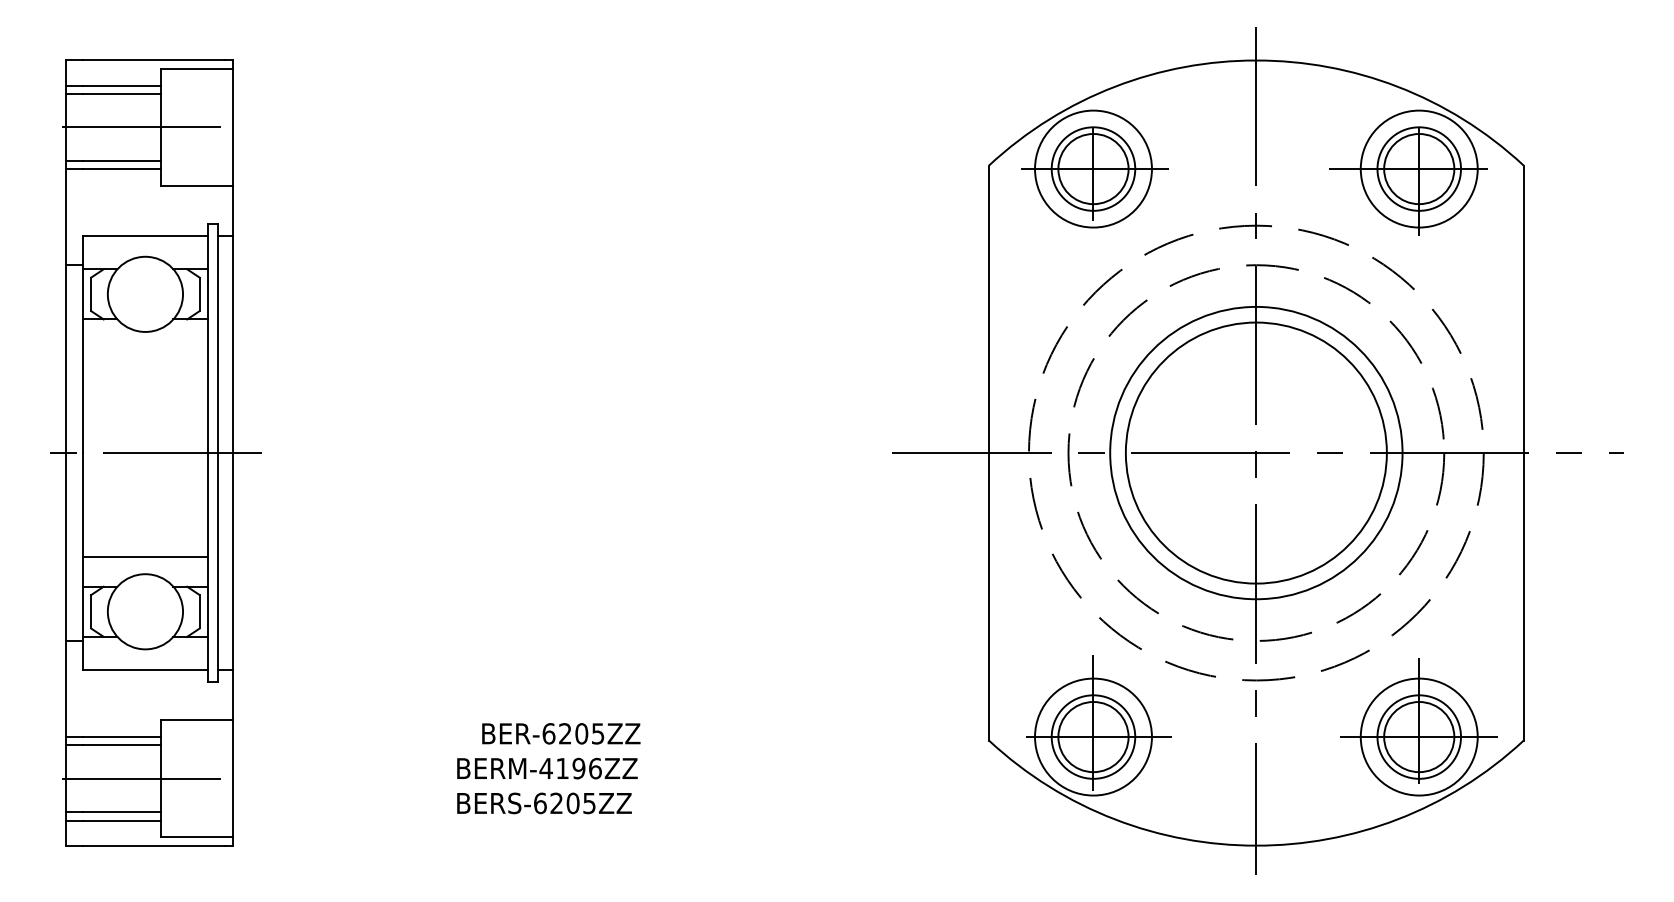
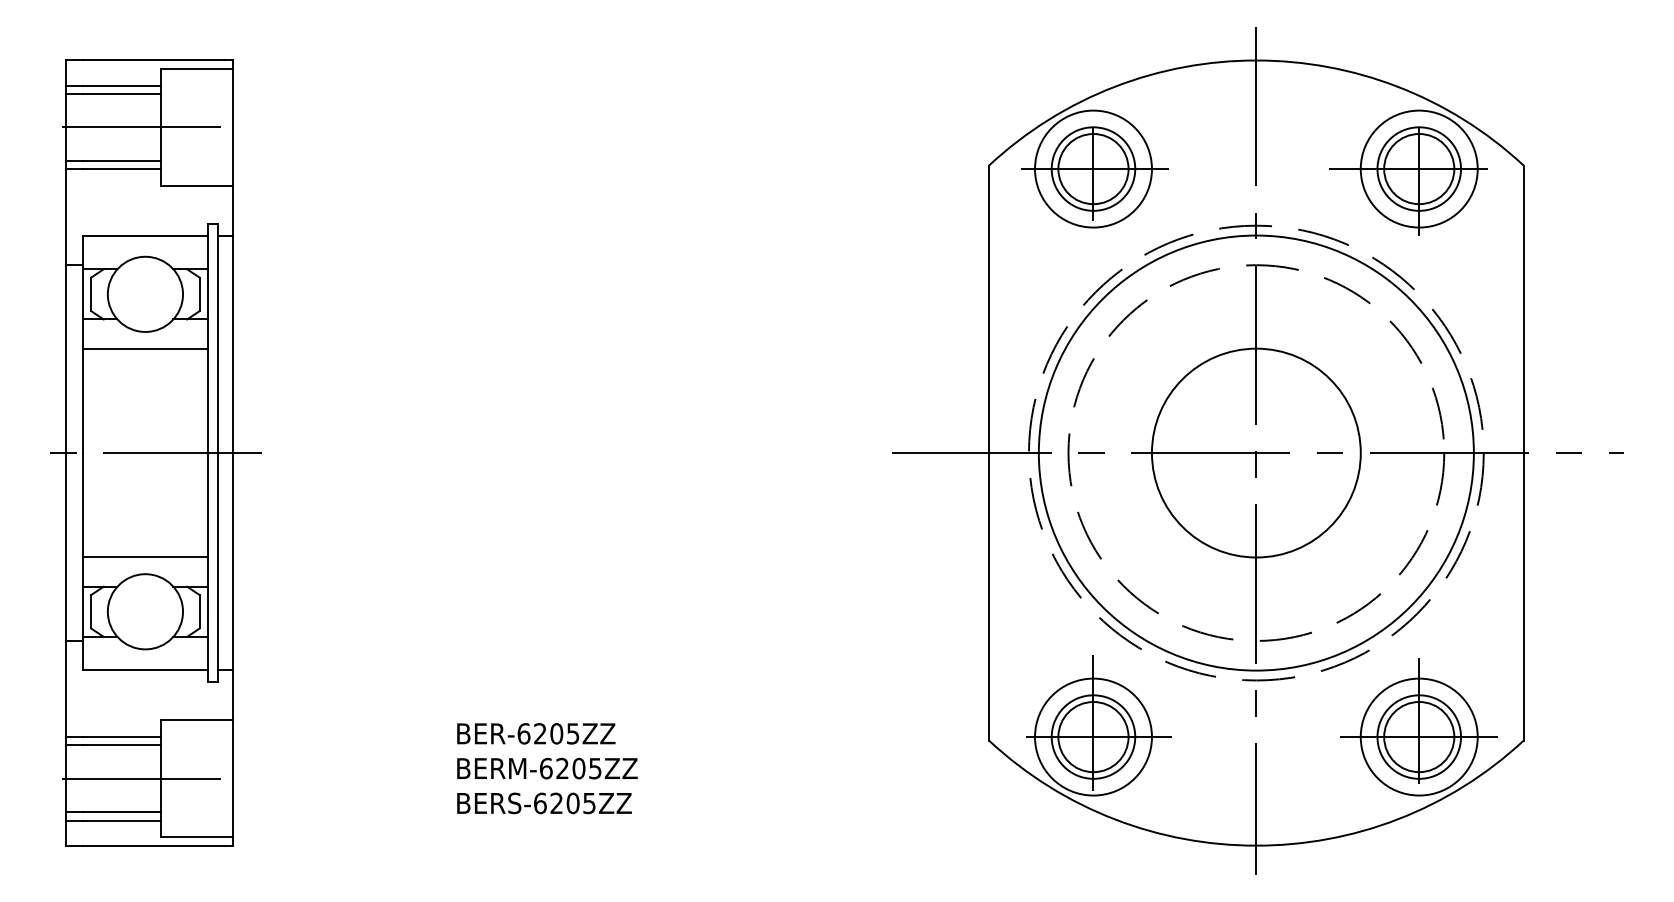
line: none -> present (145, 348)
circle diameter: 261 px -> 435 px (1255, 452)
circle diameter: 292 px -> 209 px (1255, 452)
text position: (561, 733) -> (536, 733) (536, 733)
text: BERM-4196ZZ -> BERM-6205ZZ (570, 768)
